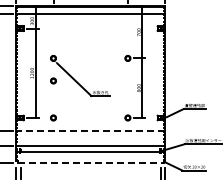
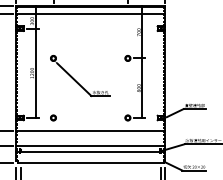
part: present -> none (53, 80)
line: dashed -> solid (90, 131)
line: dashed -> solid (90, 162)
